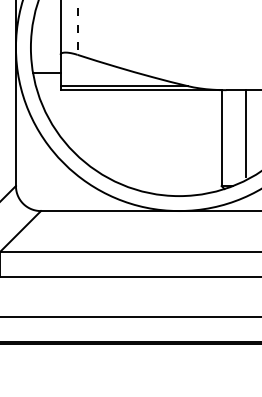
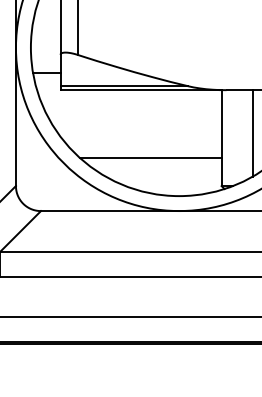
line: dashed -> solid (77, 28)
line position: (245, 133) -> (252, 133) (252, 133)
line: none -> present (150, 157)
